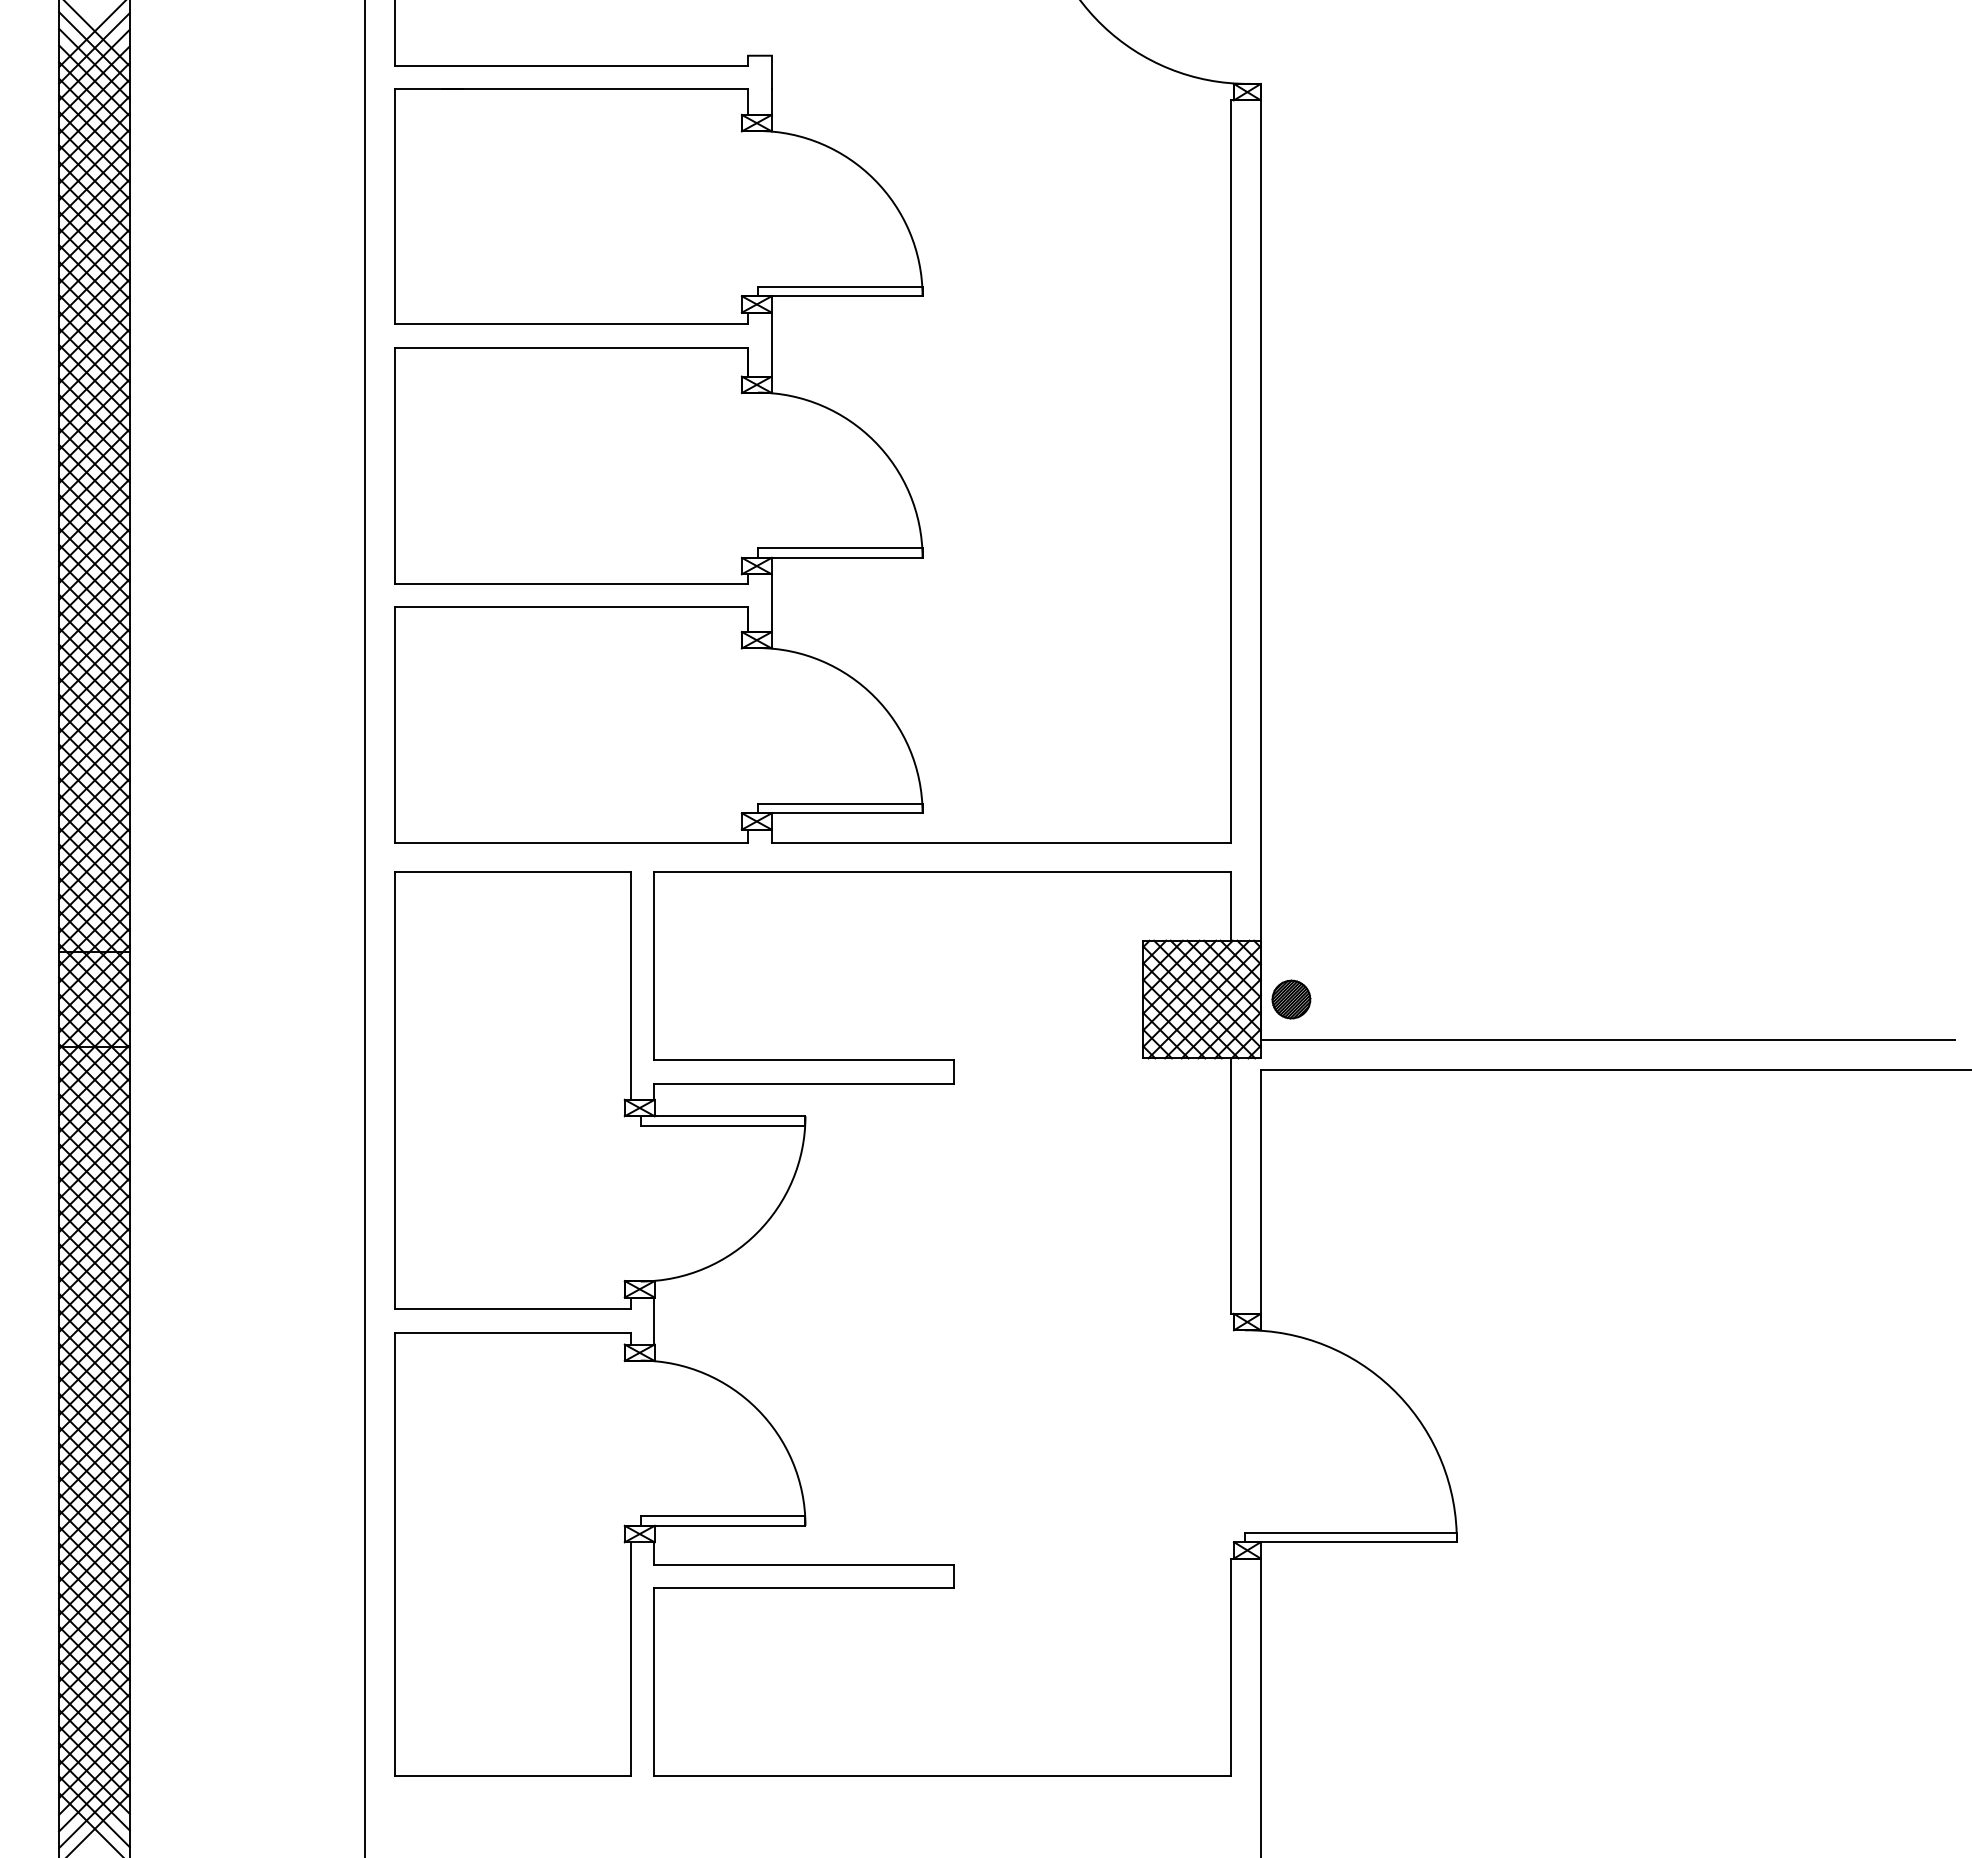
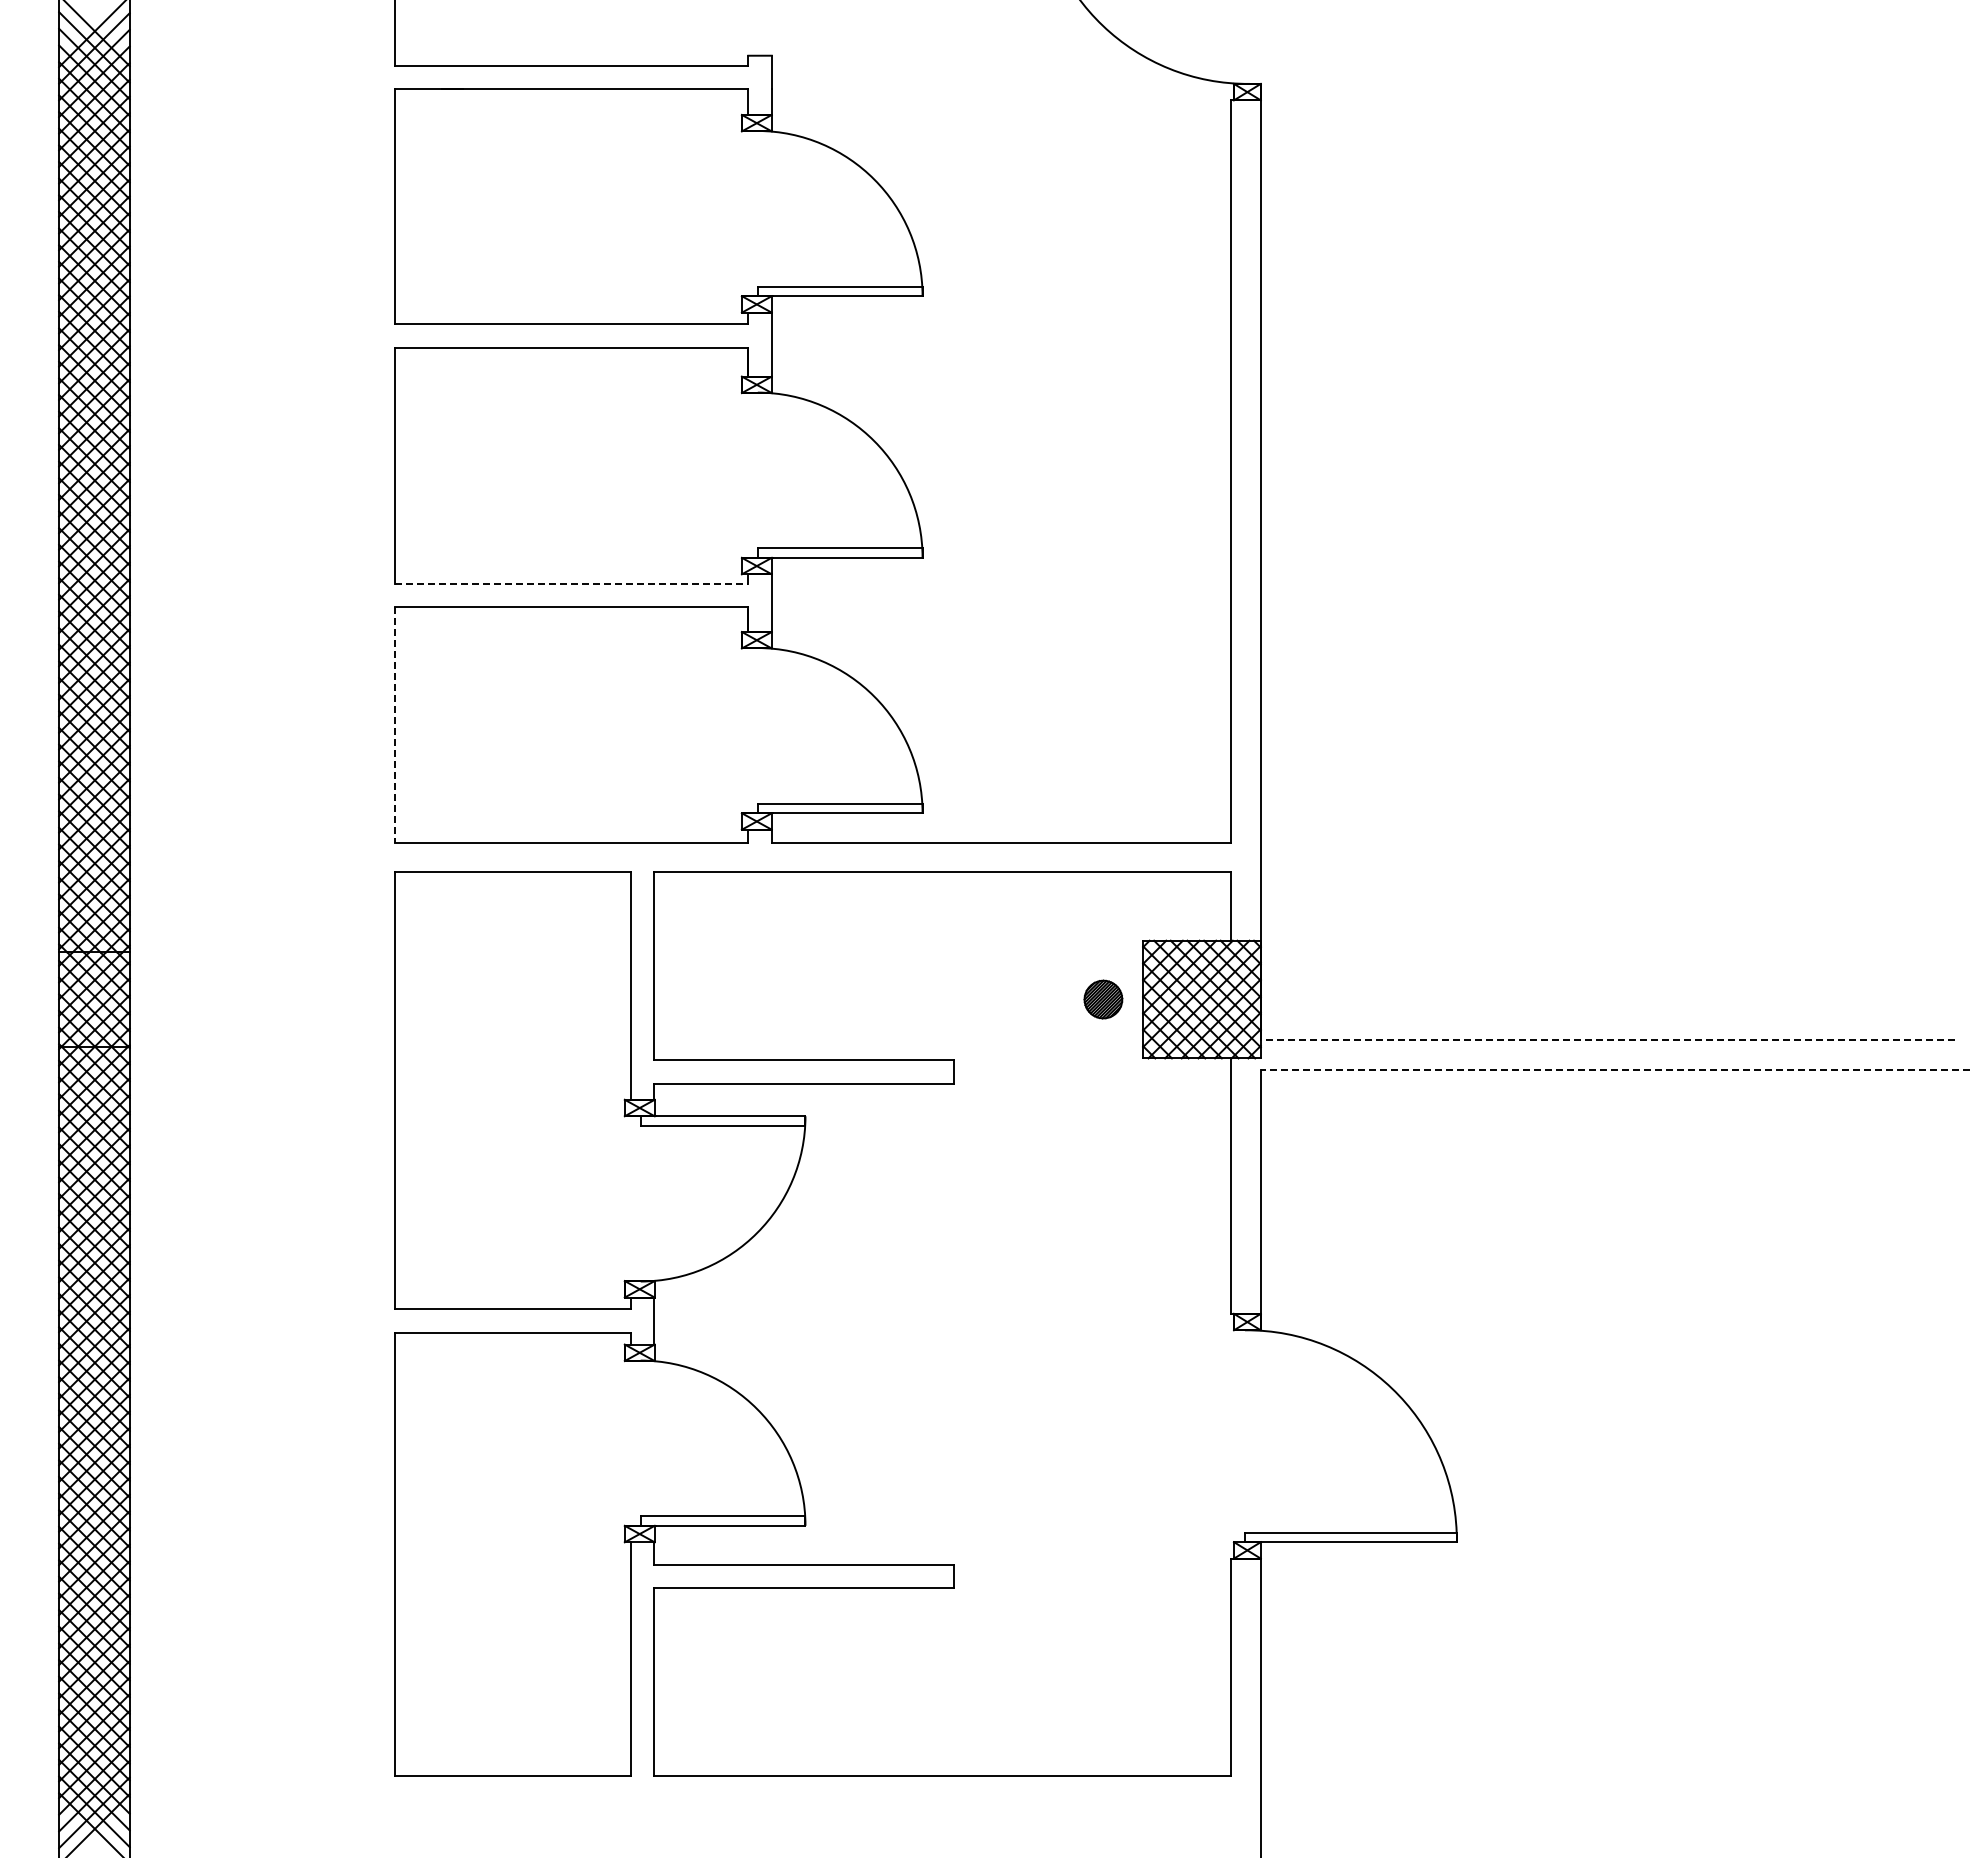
line: solid -> dashed (571, 583)
line: solid -> dashed (395, 725)
line: present -> none (365, 928)
part position: (1291, 999) -> (1103, 999) (1103, 999)
line: solid -> dashed (1607, 1040)
line: solid -> dashed (1615, 1070)
